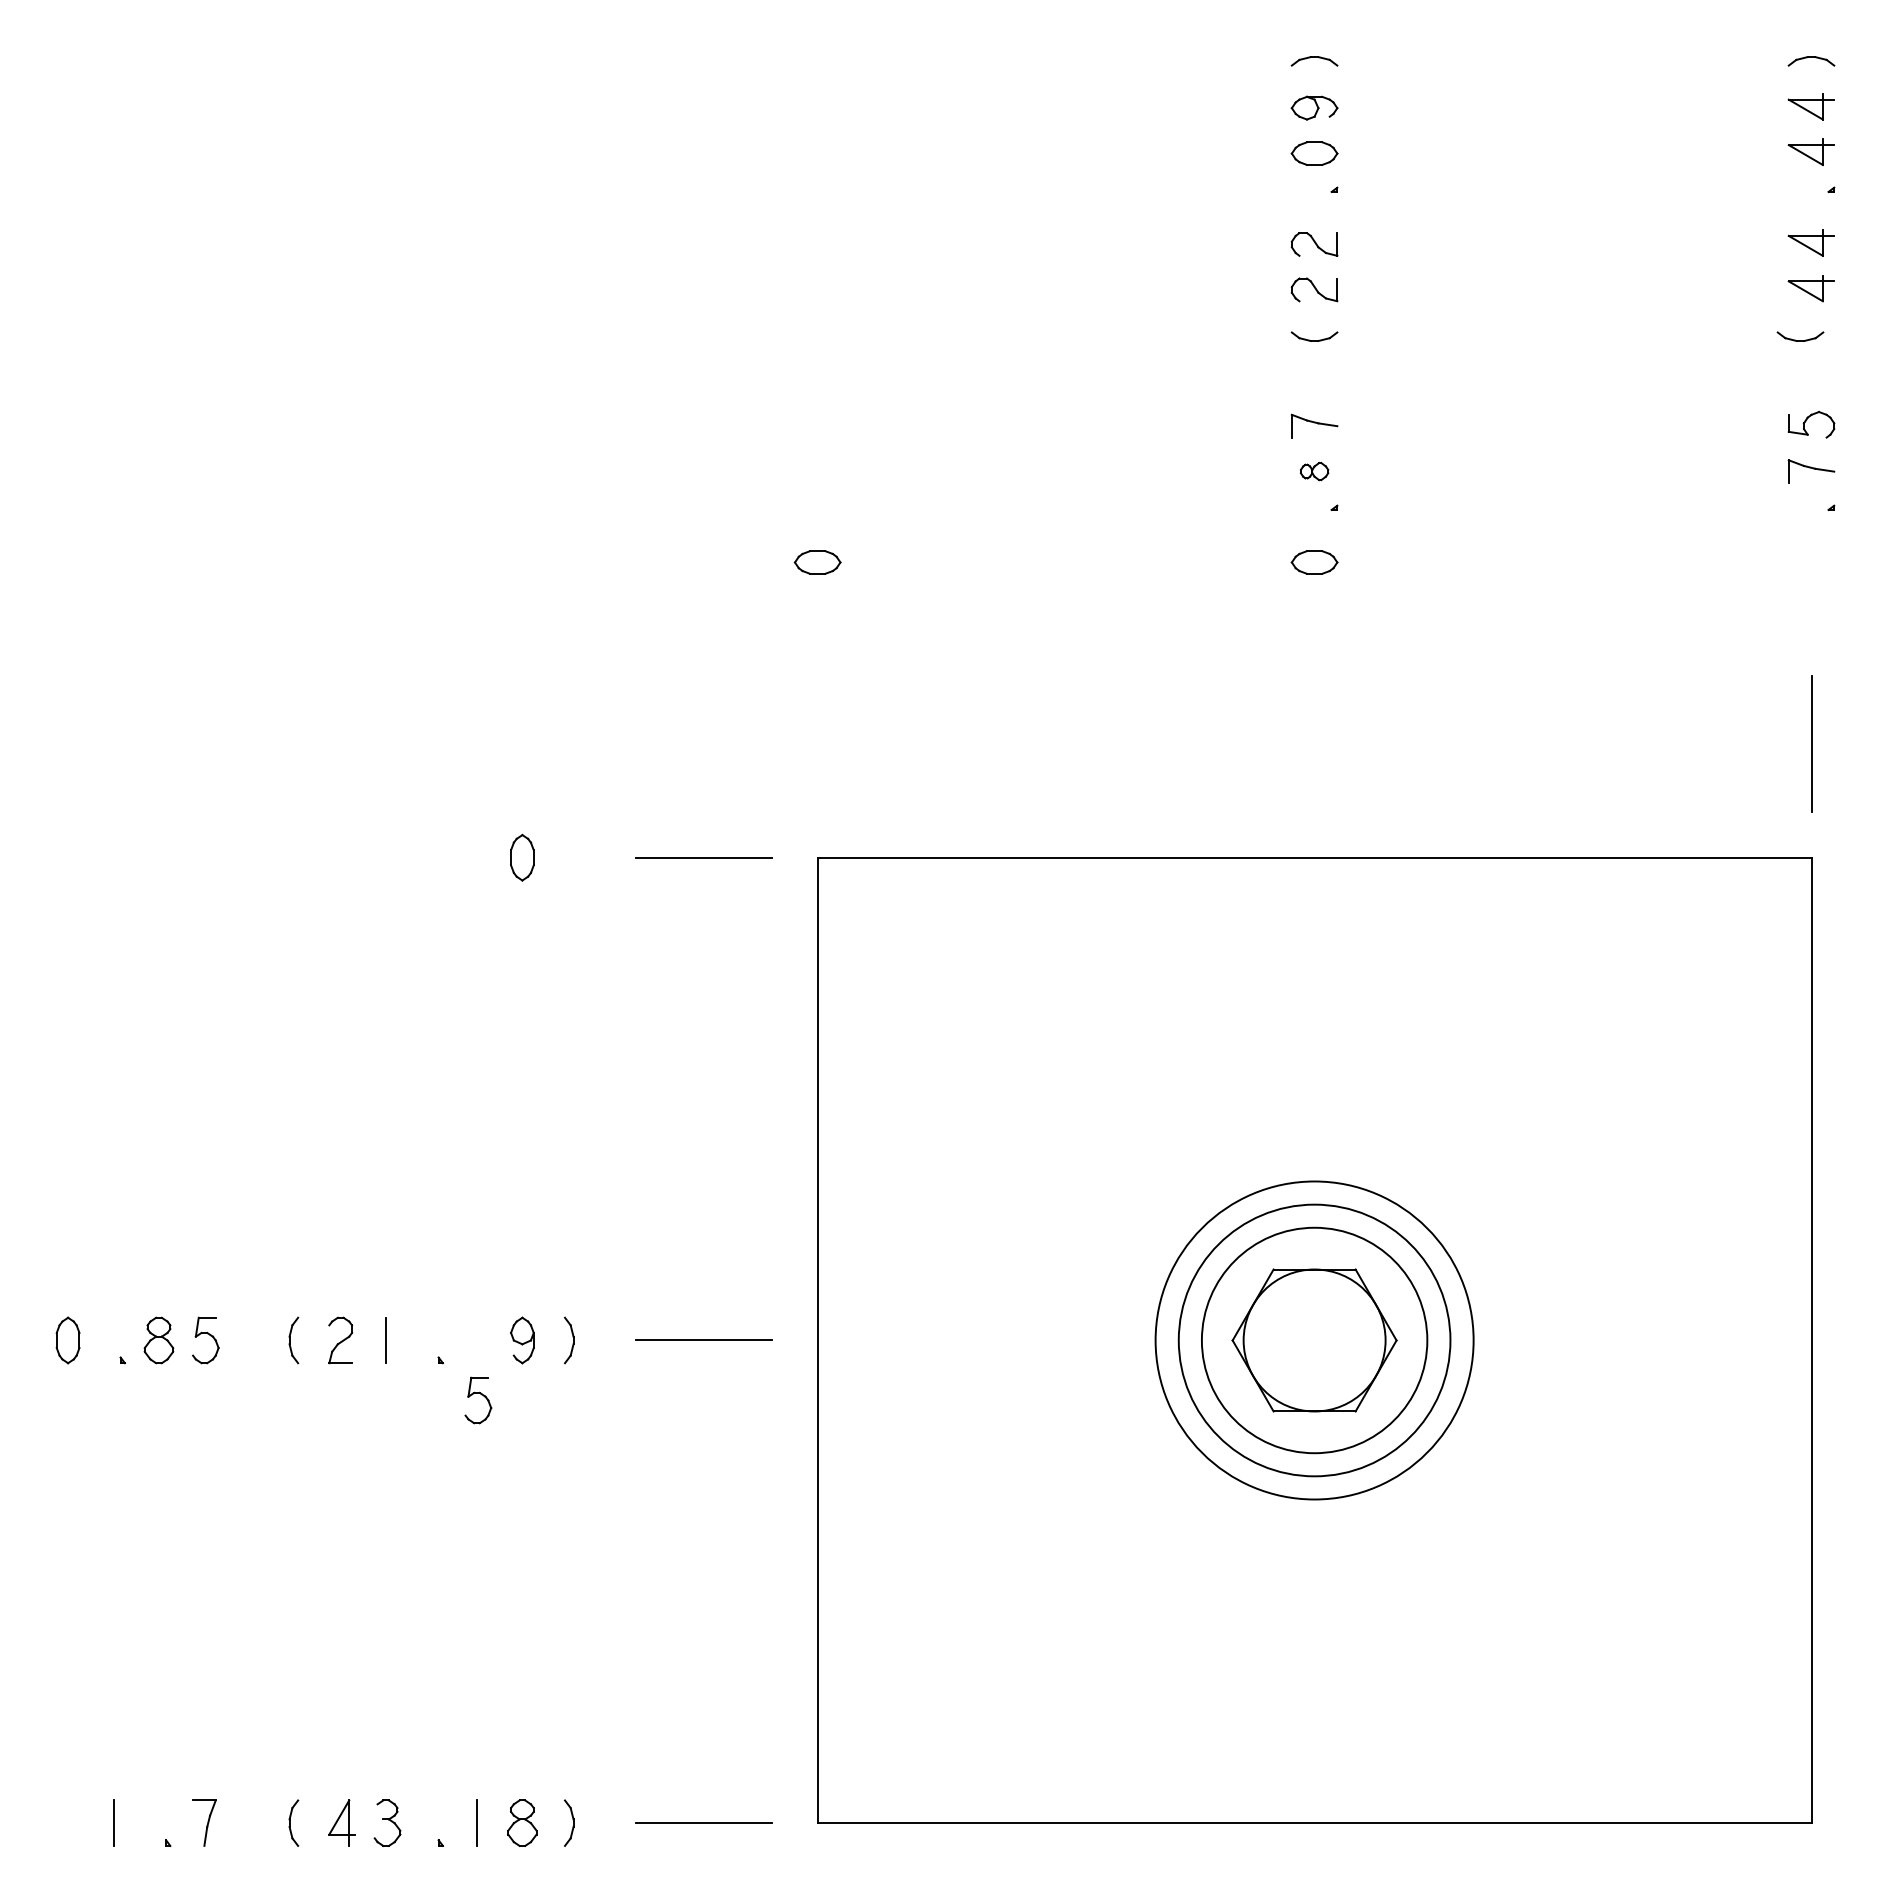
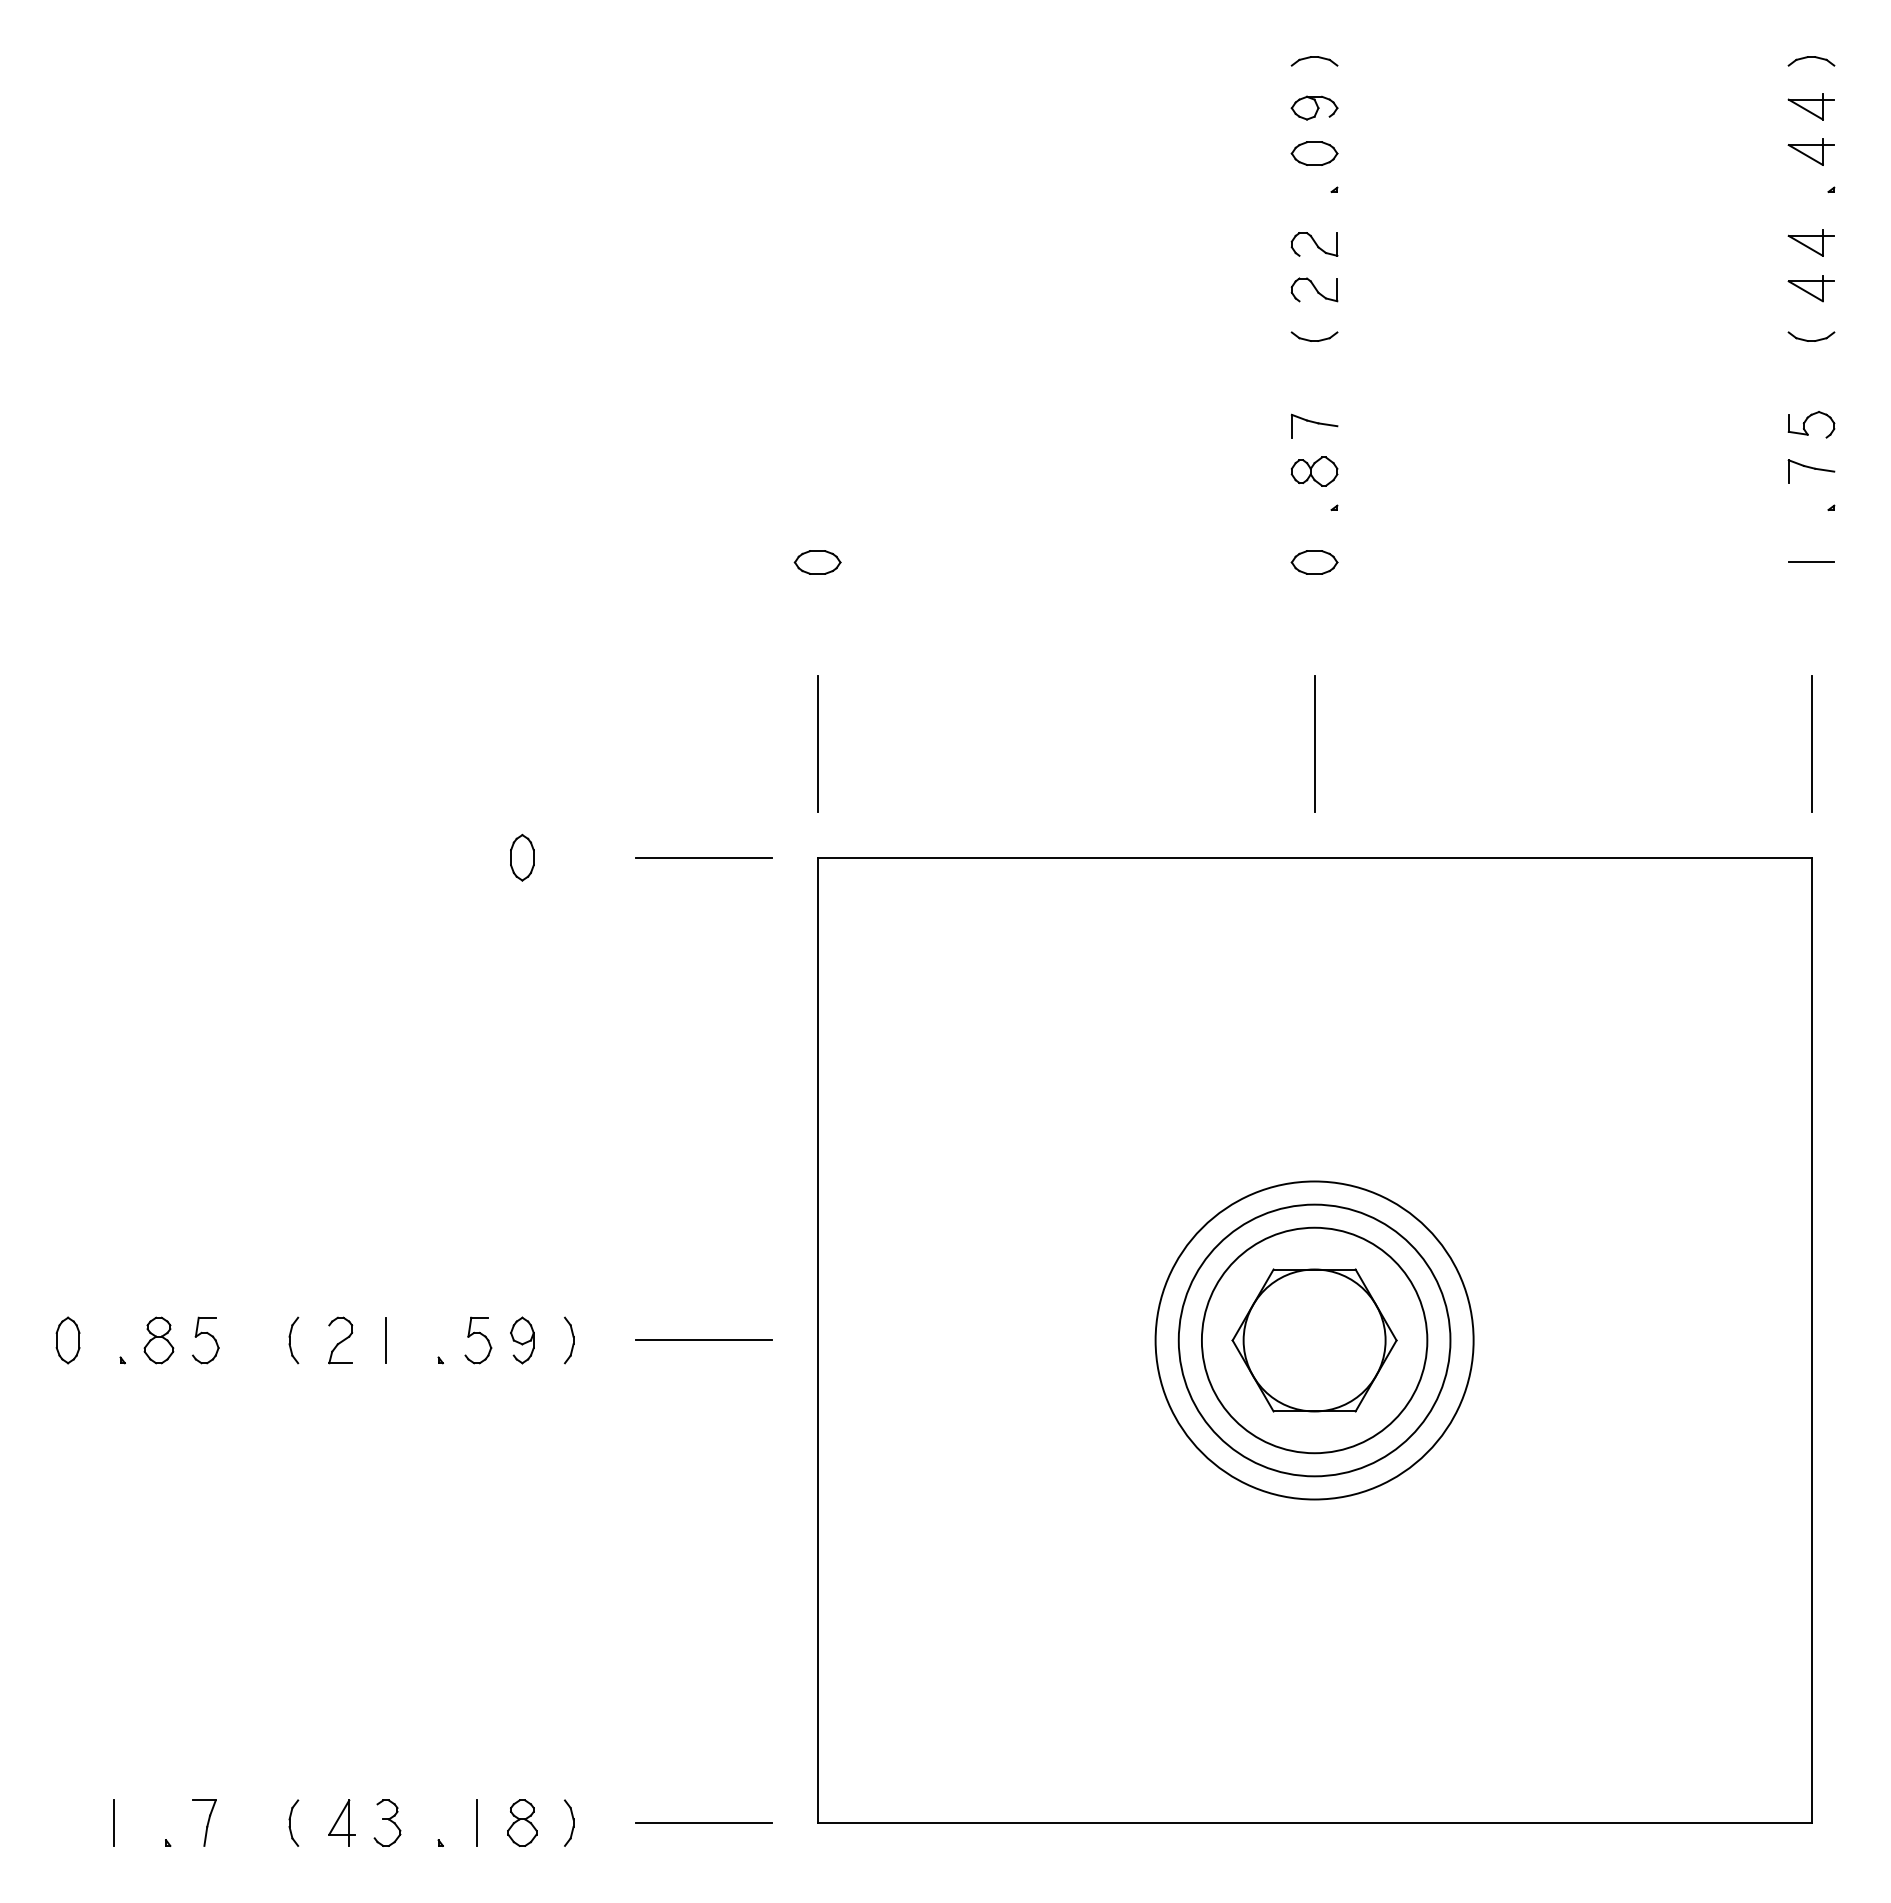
part position: (1800, 336) -> (1811, 336) (1811, 336)
part size: 30x20 px -> 49x31 px (1314, 471)
line: none -> present (1811, 562)
line: none -> present (817, 744)
line: none -> present (1314, 744)
part position: (478, 1400) -> (478, 1340) (478, 1340)
